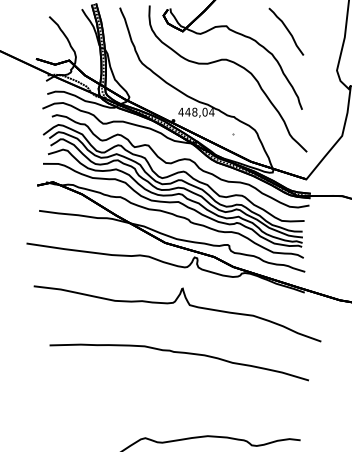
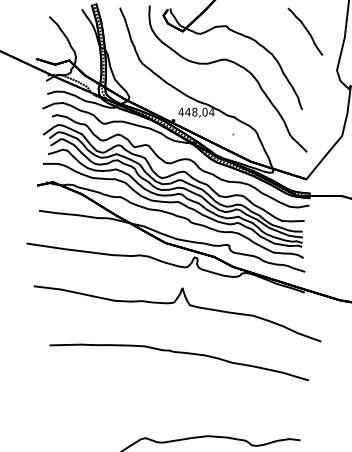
curve position: (287, 31) -> (306, 31) (306, 31)
